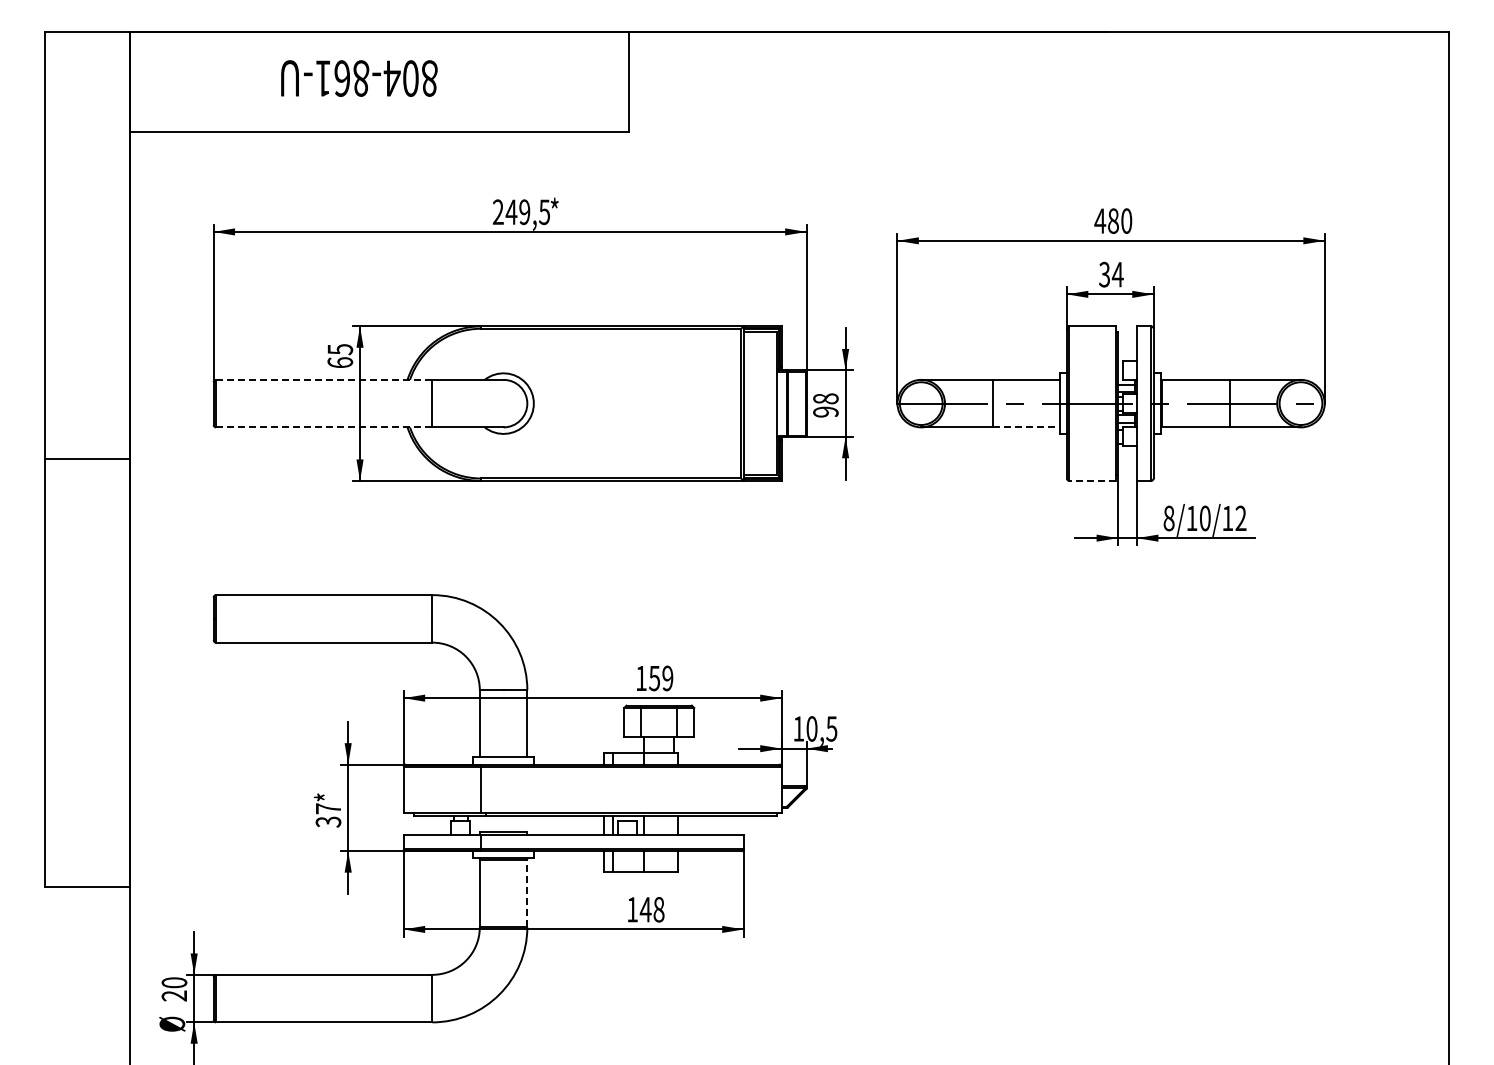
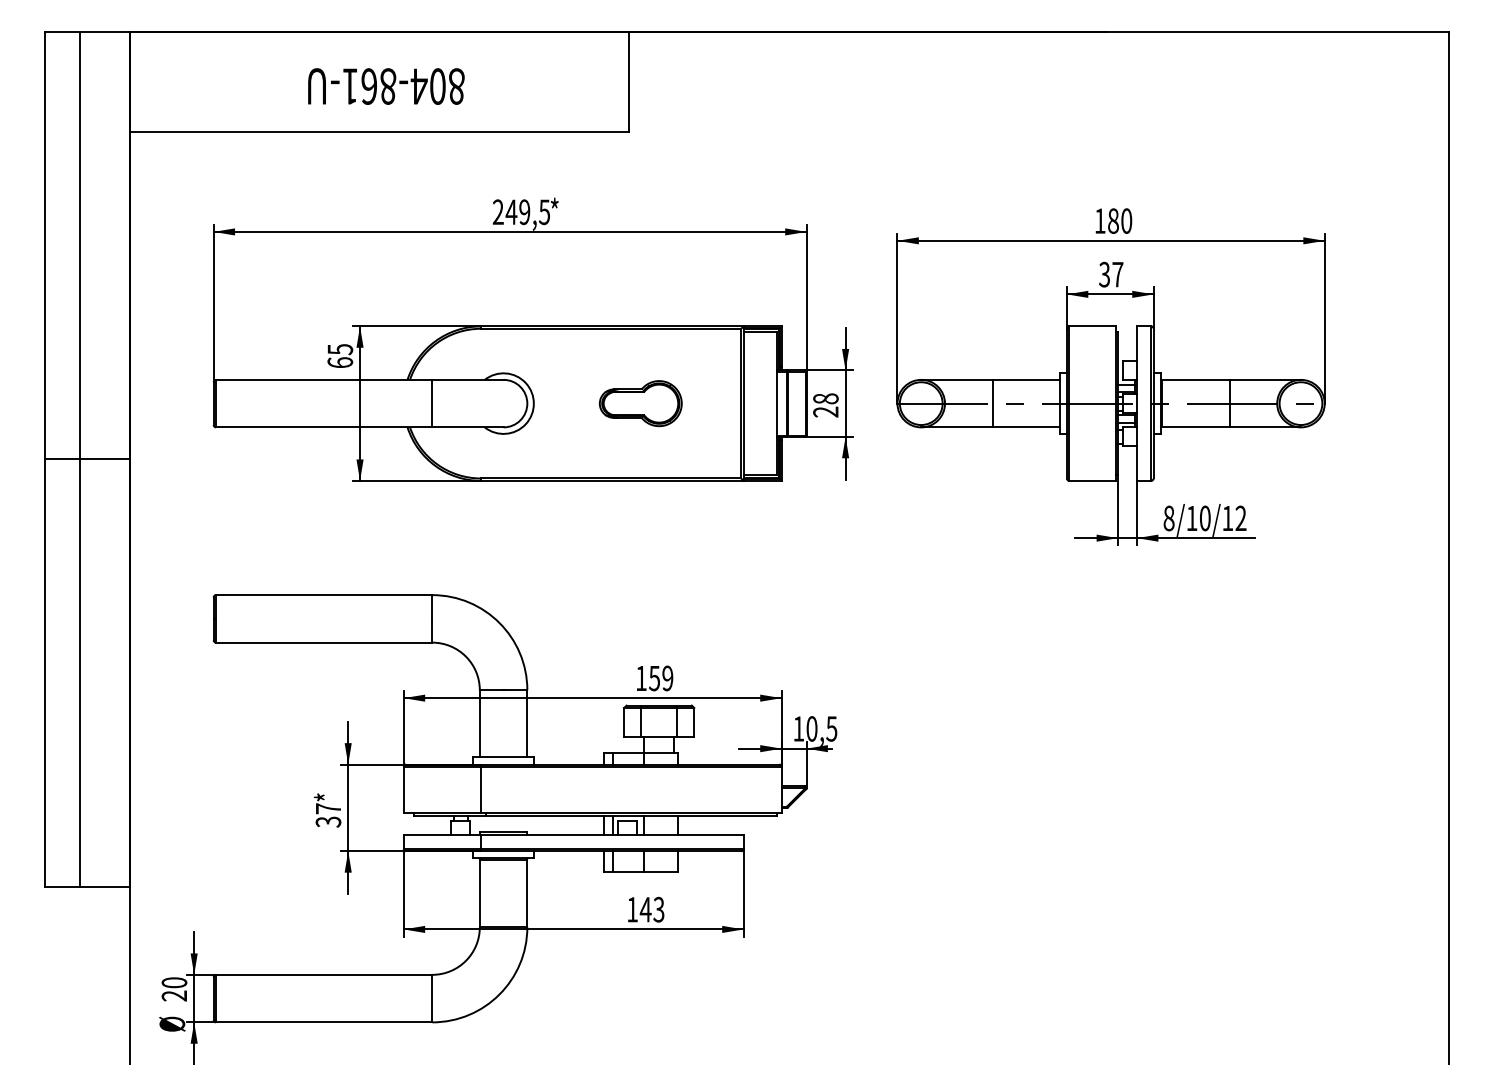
text position: (359, 78) -> (386, 86) (386, 86)
text: 480 -> 180 (1100, 220)
text: 34 -> 37 (1117, 274)
line: dashed -> solid (323, 379)
part: none -> present (640, 403)
text: 98 -> 28 (825, 411)
line: dashed -> solid (324, 427)
line: dashed -> solid (1026, 427)
line: none -> present (80, 459)
line: dashed -> solid (1091, 480)
line: dashed -> solid (527, 893)
text: 148 -> 143 (658, 909)
